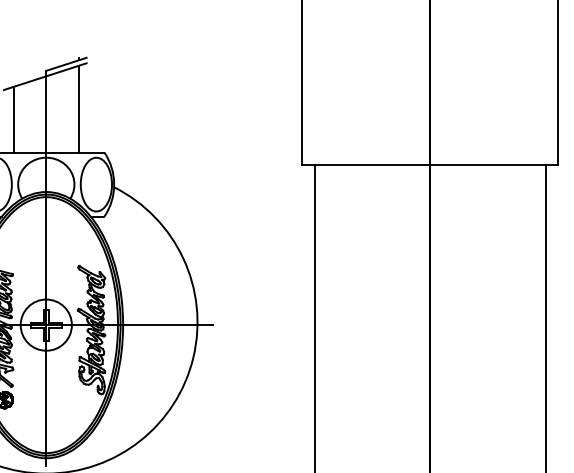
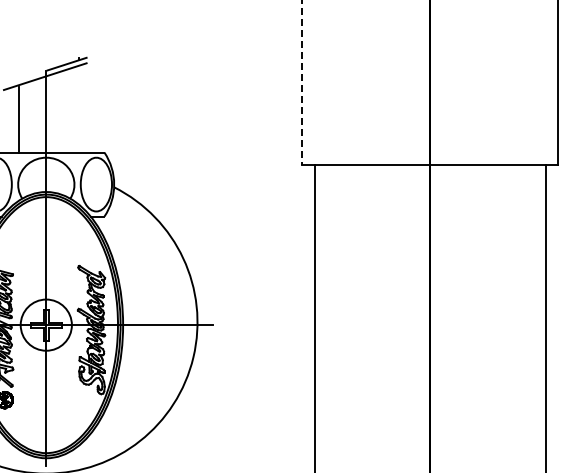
line: solid -> dashed (302, 83)
line: present -> none (78, 108)
line position: (13, 119) -> (18, 119) (18, 119)
